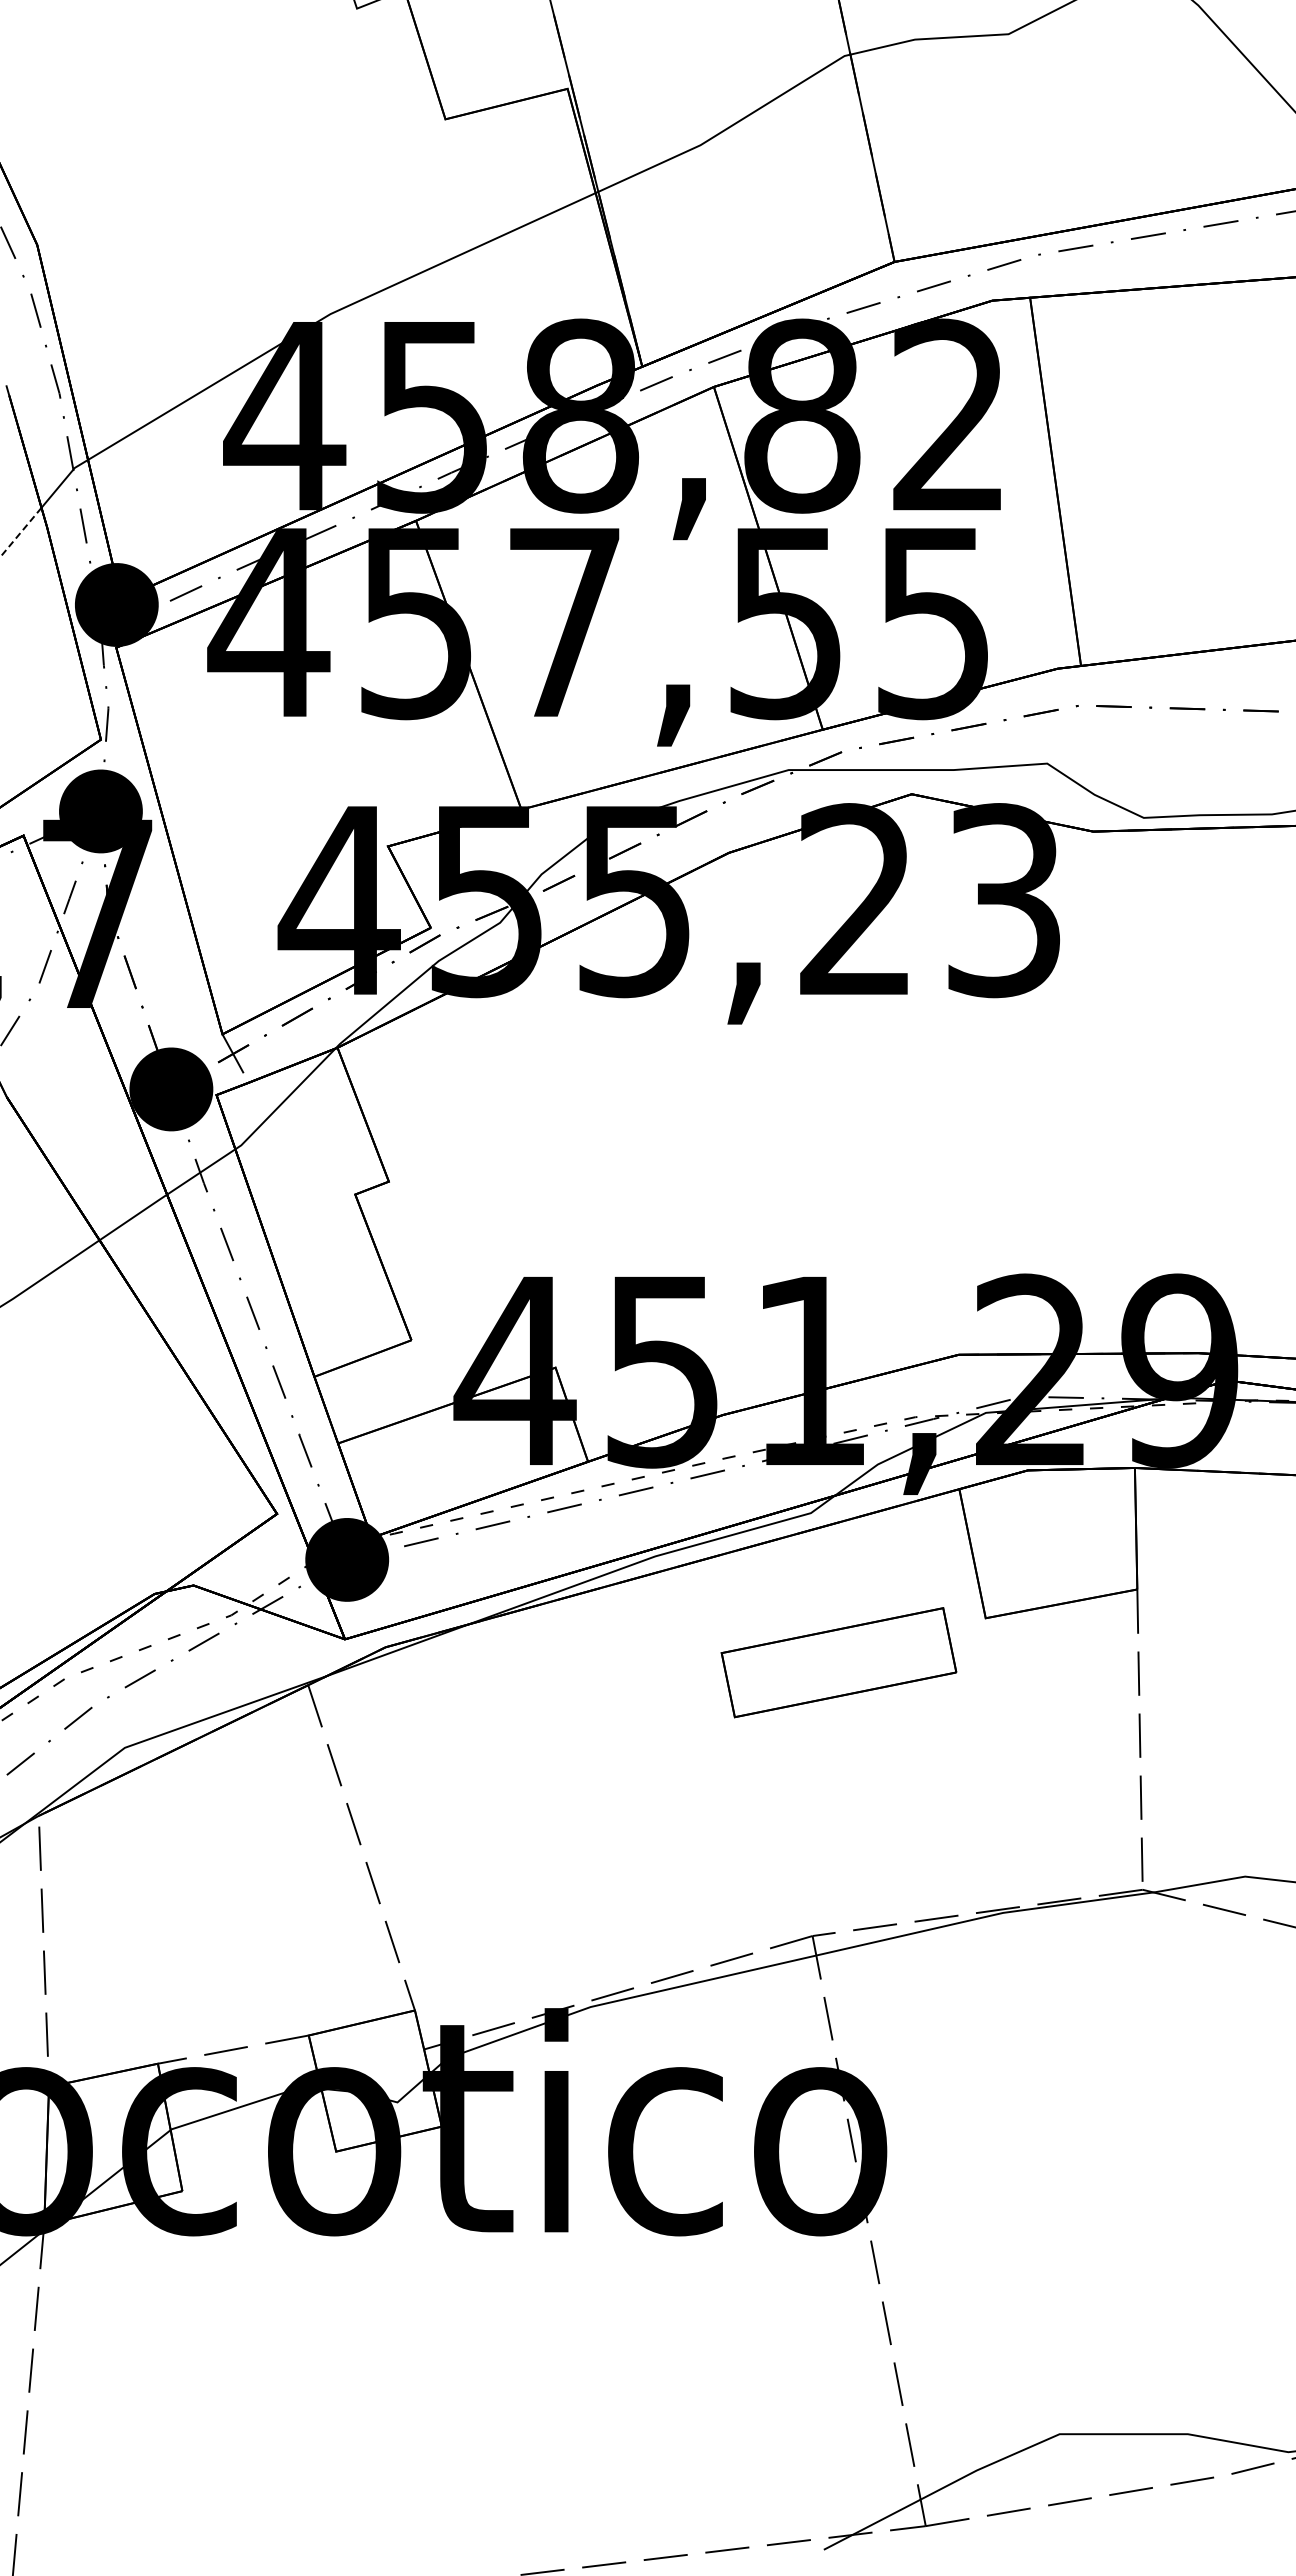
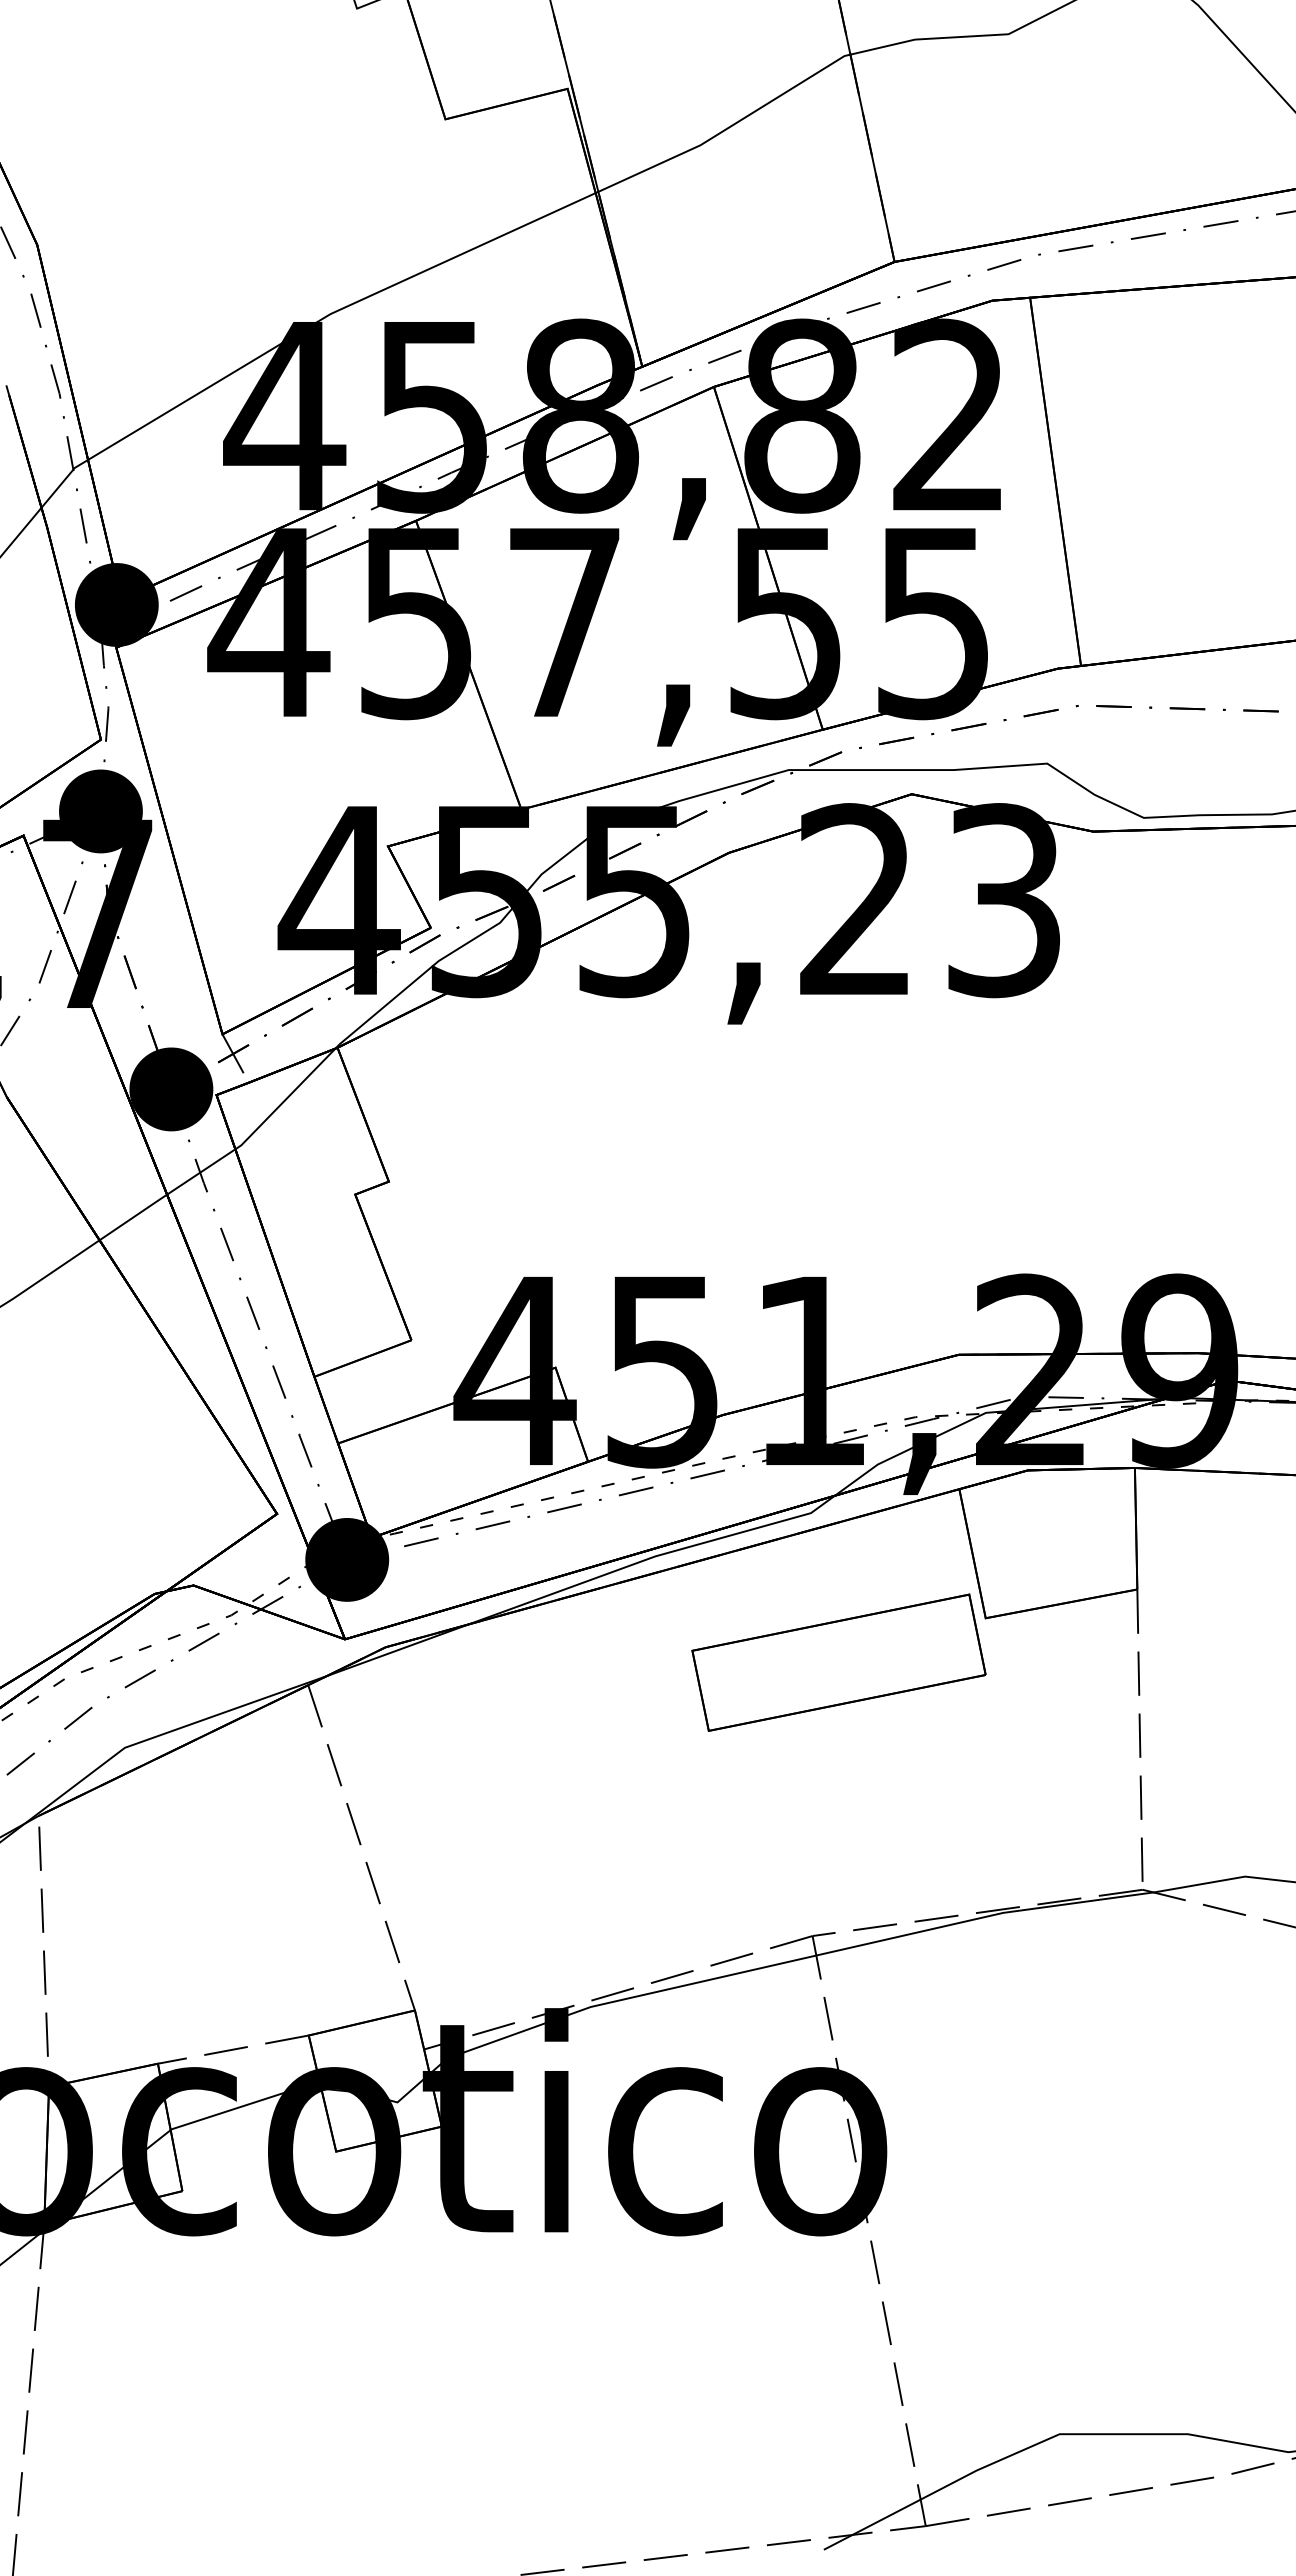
line: dashed -> solid (21, 532)
part size: 238x112 px -> 296x139 px (838, 1662)
